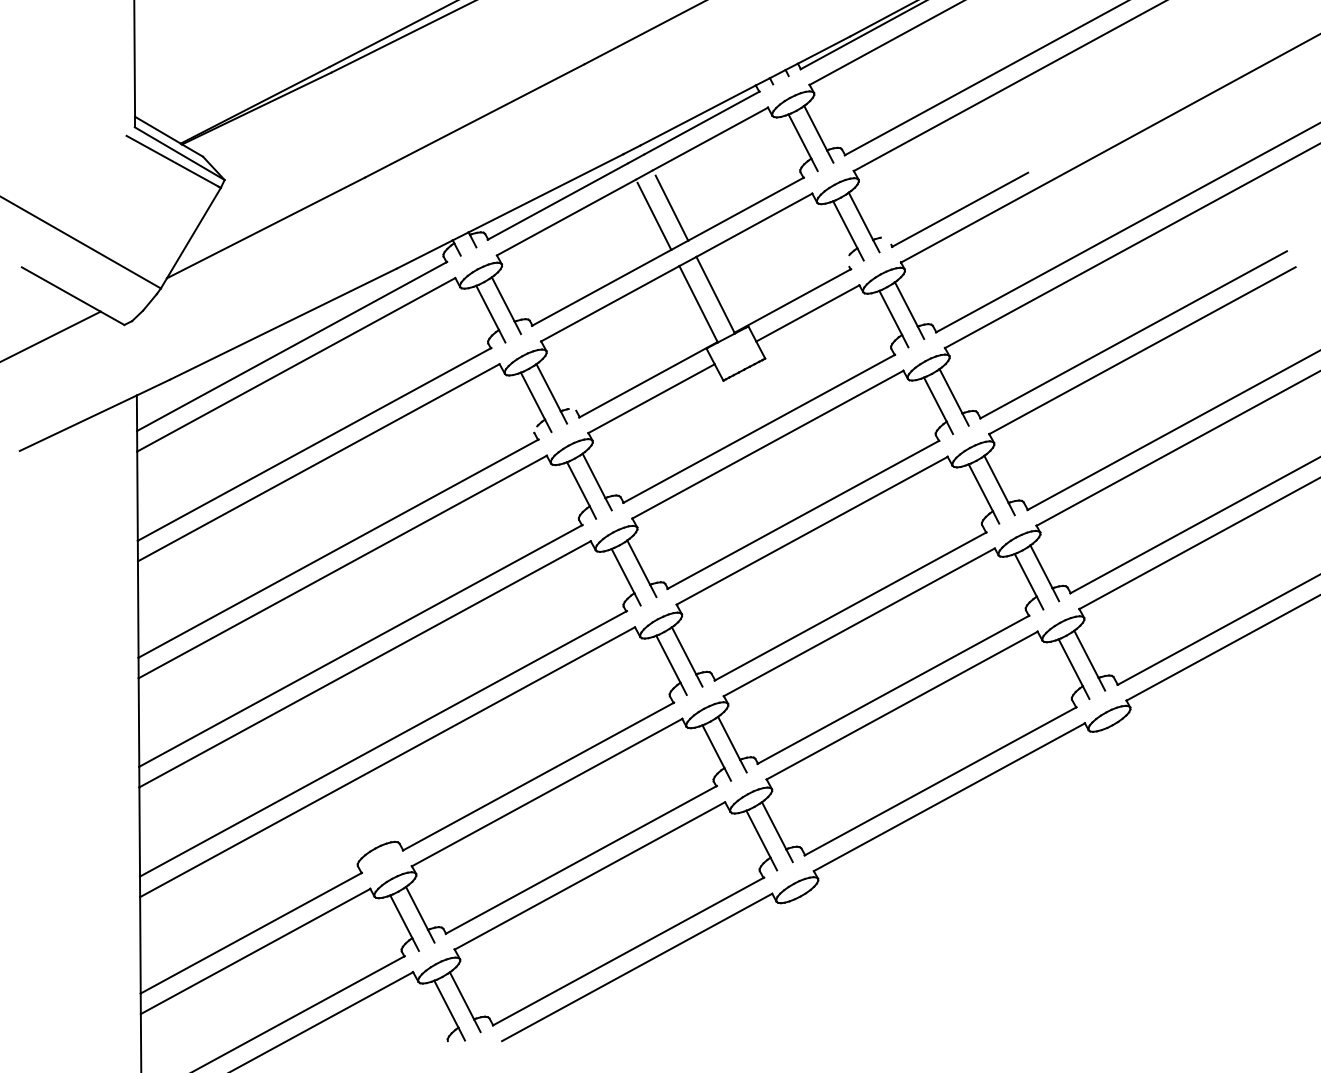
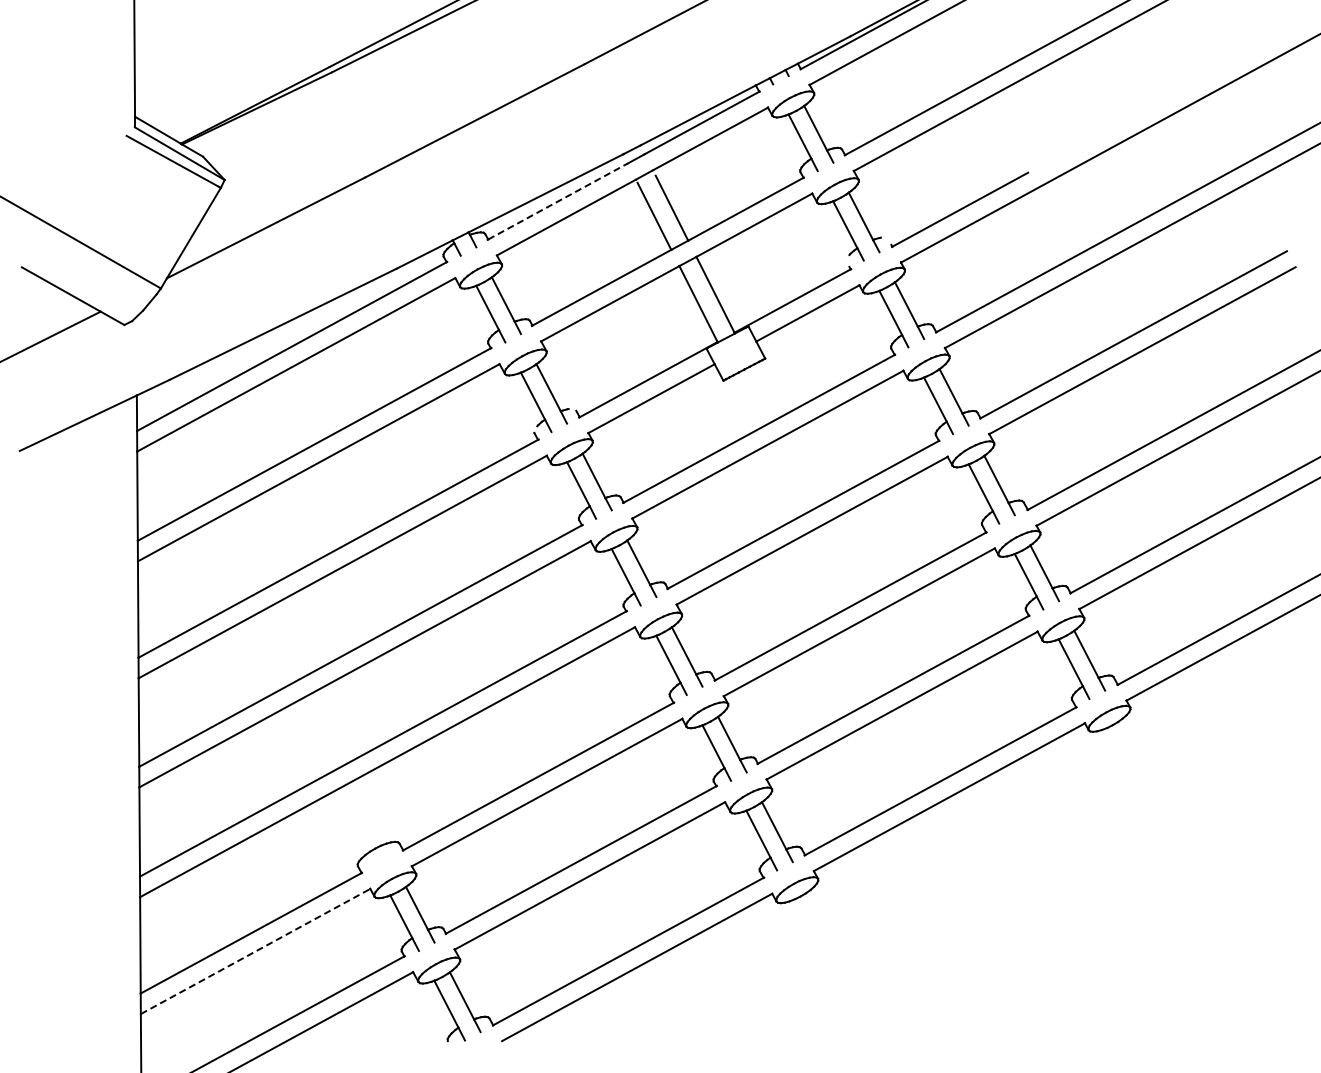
line: solid -> dashed (558, 201)
line: solid -> dashed (255, 951)
